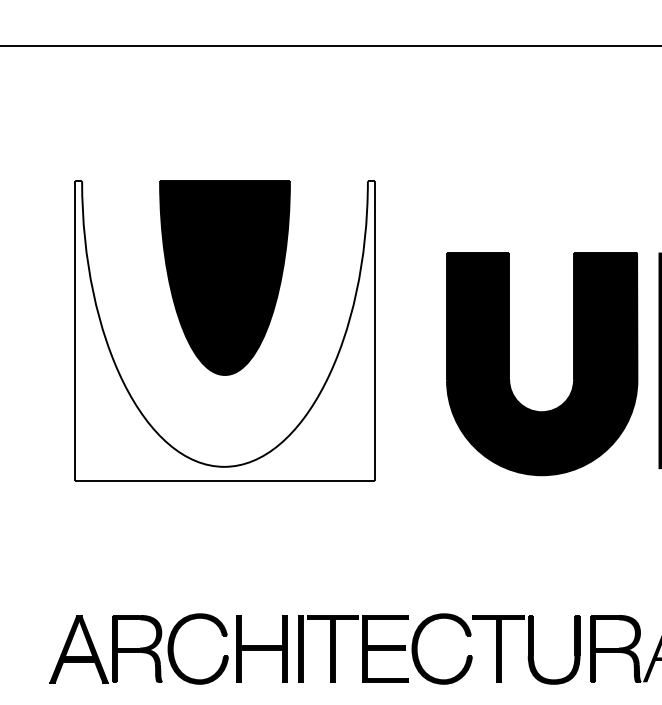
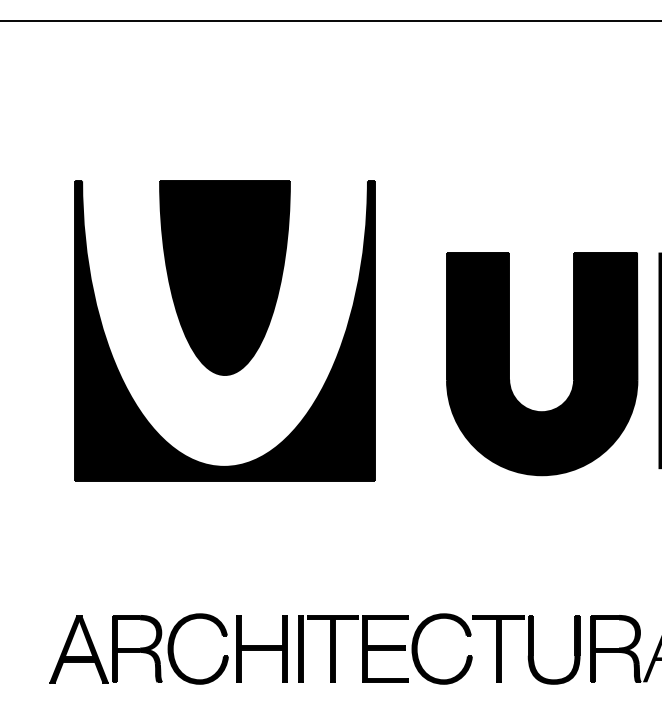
line position: (330, 46) -> (330, 21) (330, 21)
fill: none -> present (224, 330)
